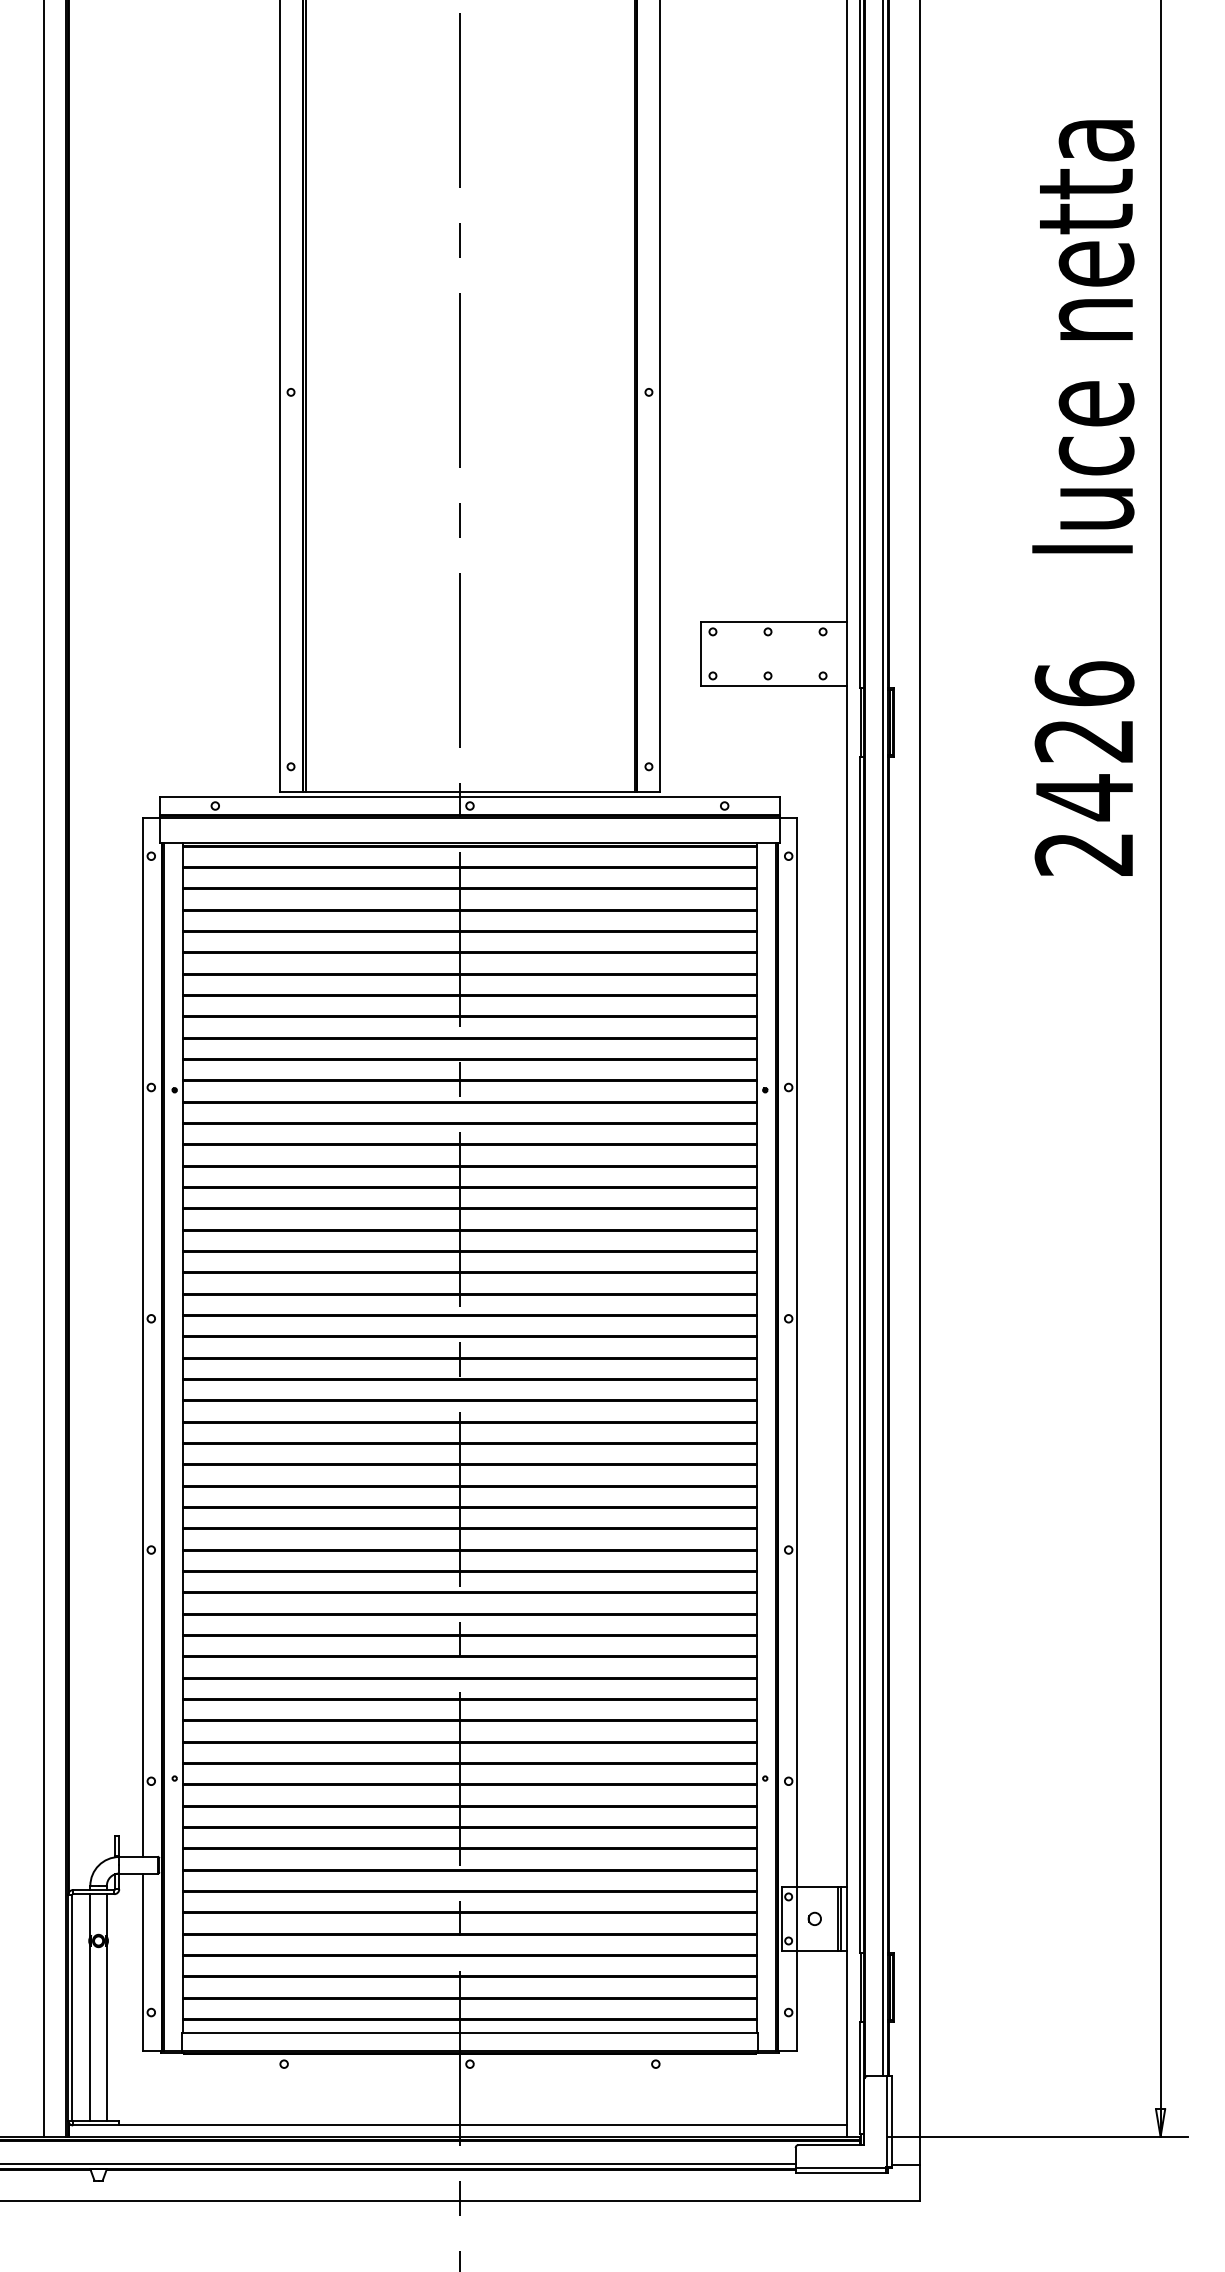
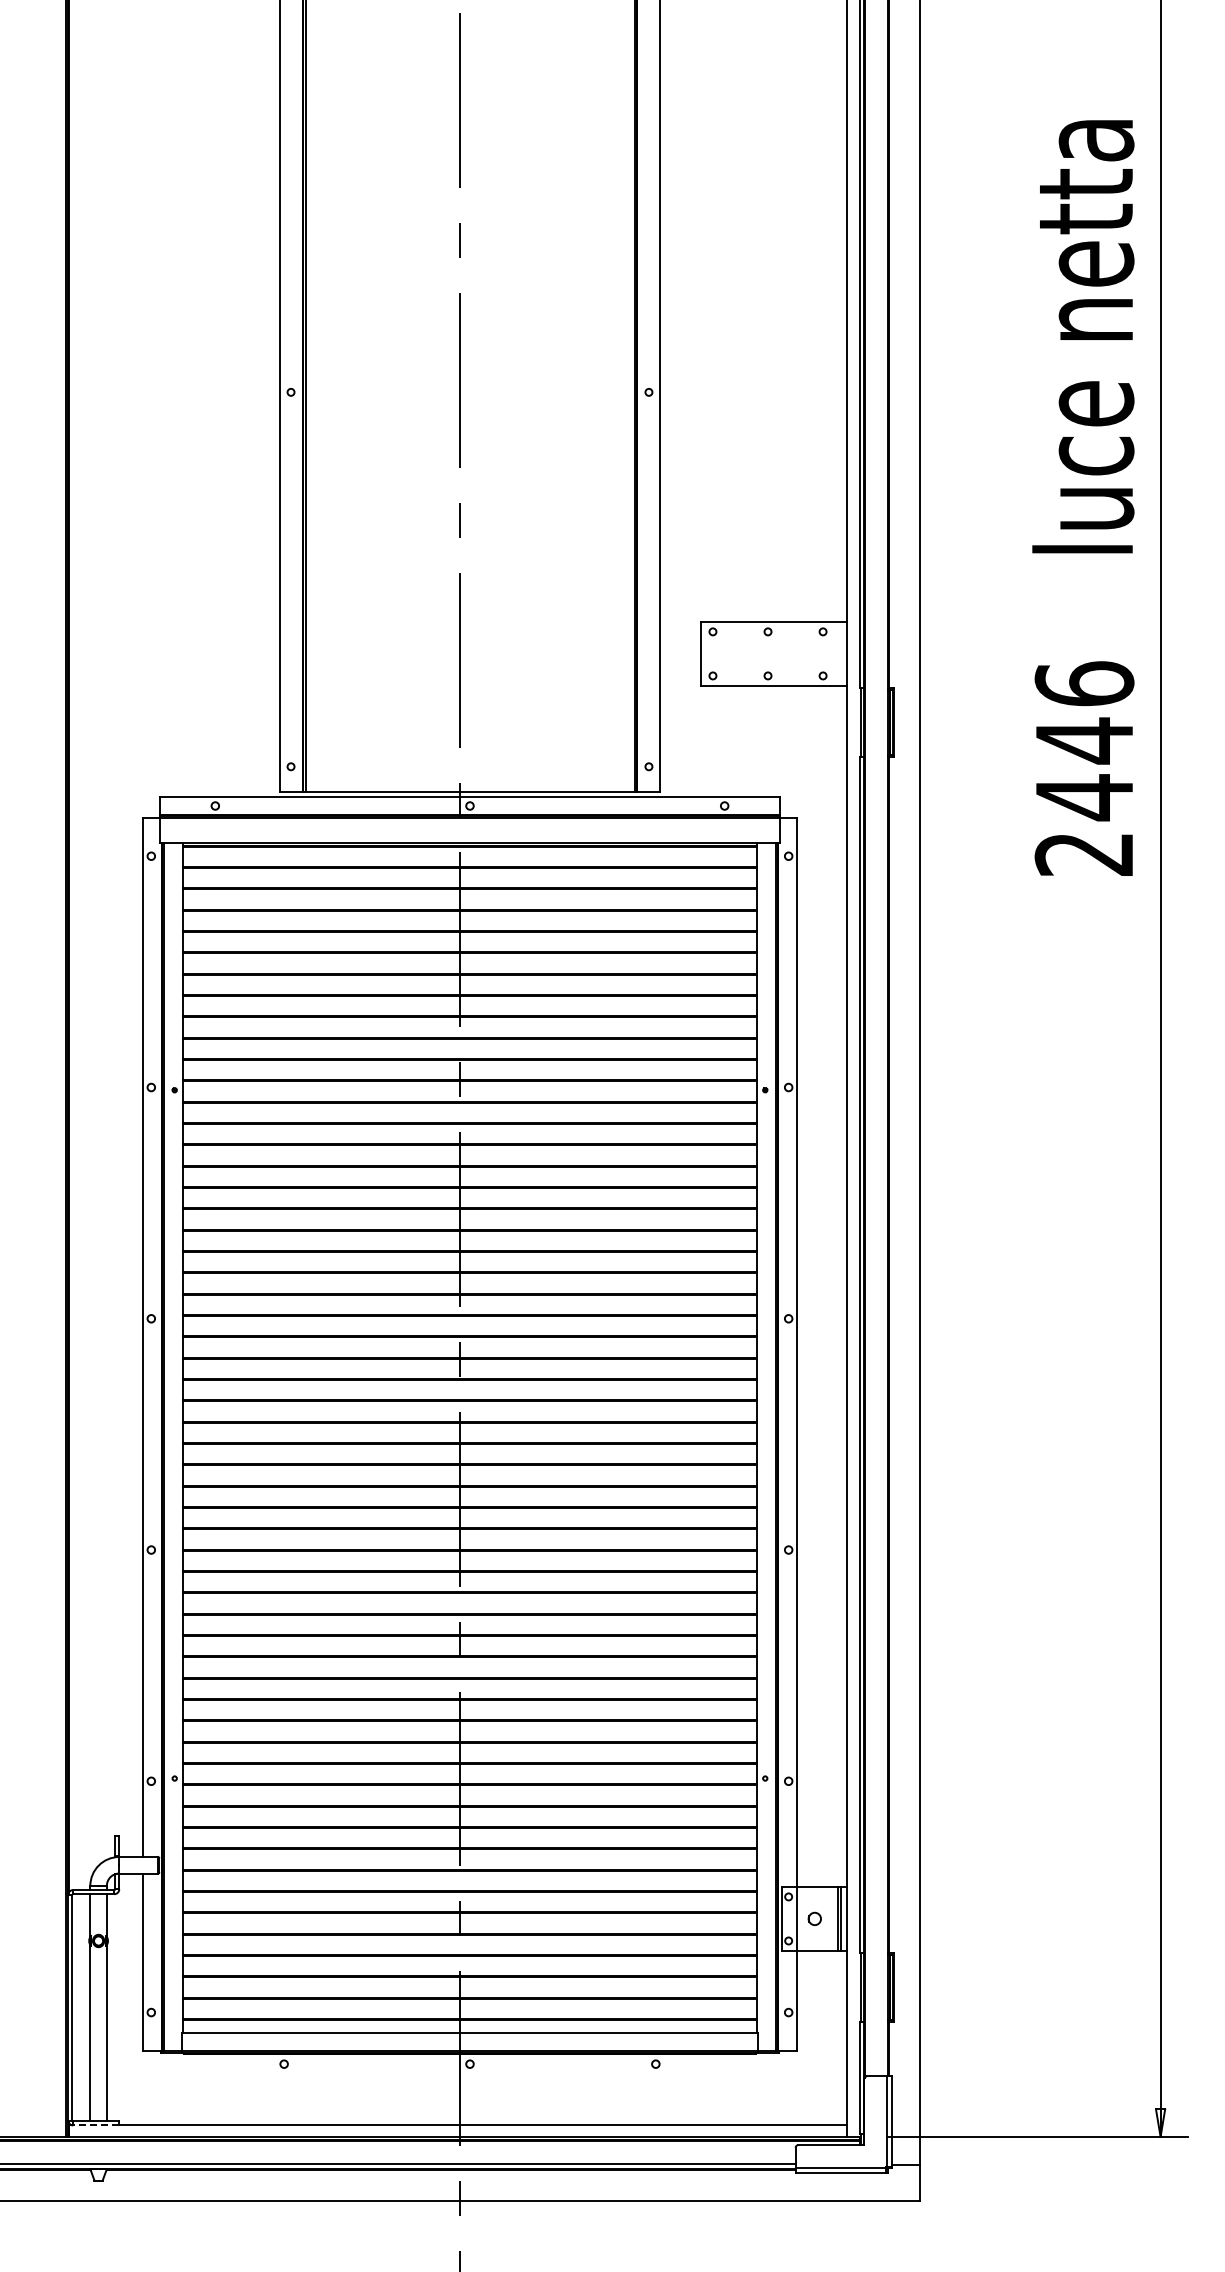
text: 2426 -> 2446 (1083, 740)
line: present -> none (883, 1039)
line: present -> none (43, 1069)
line: solid -> dashed (95, 2125)
